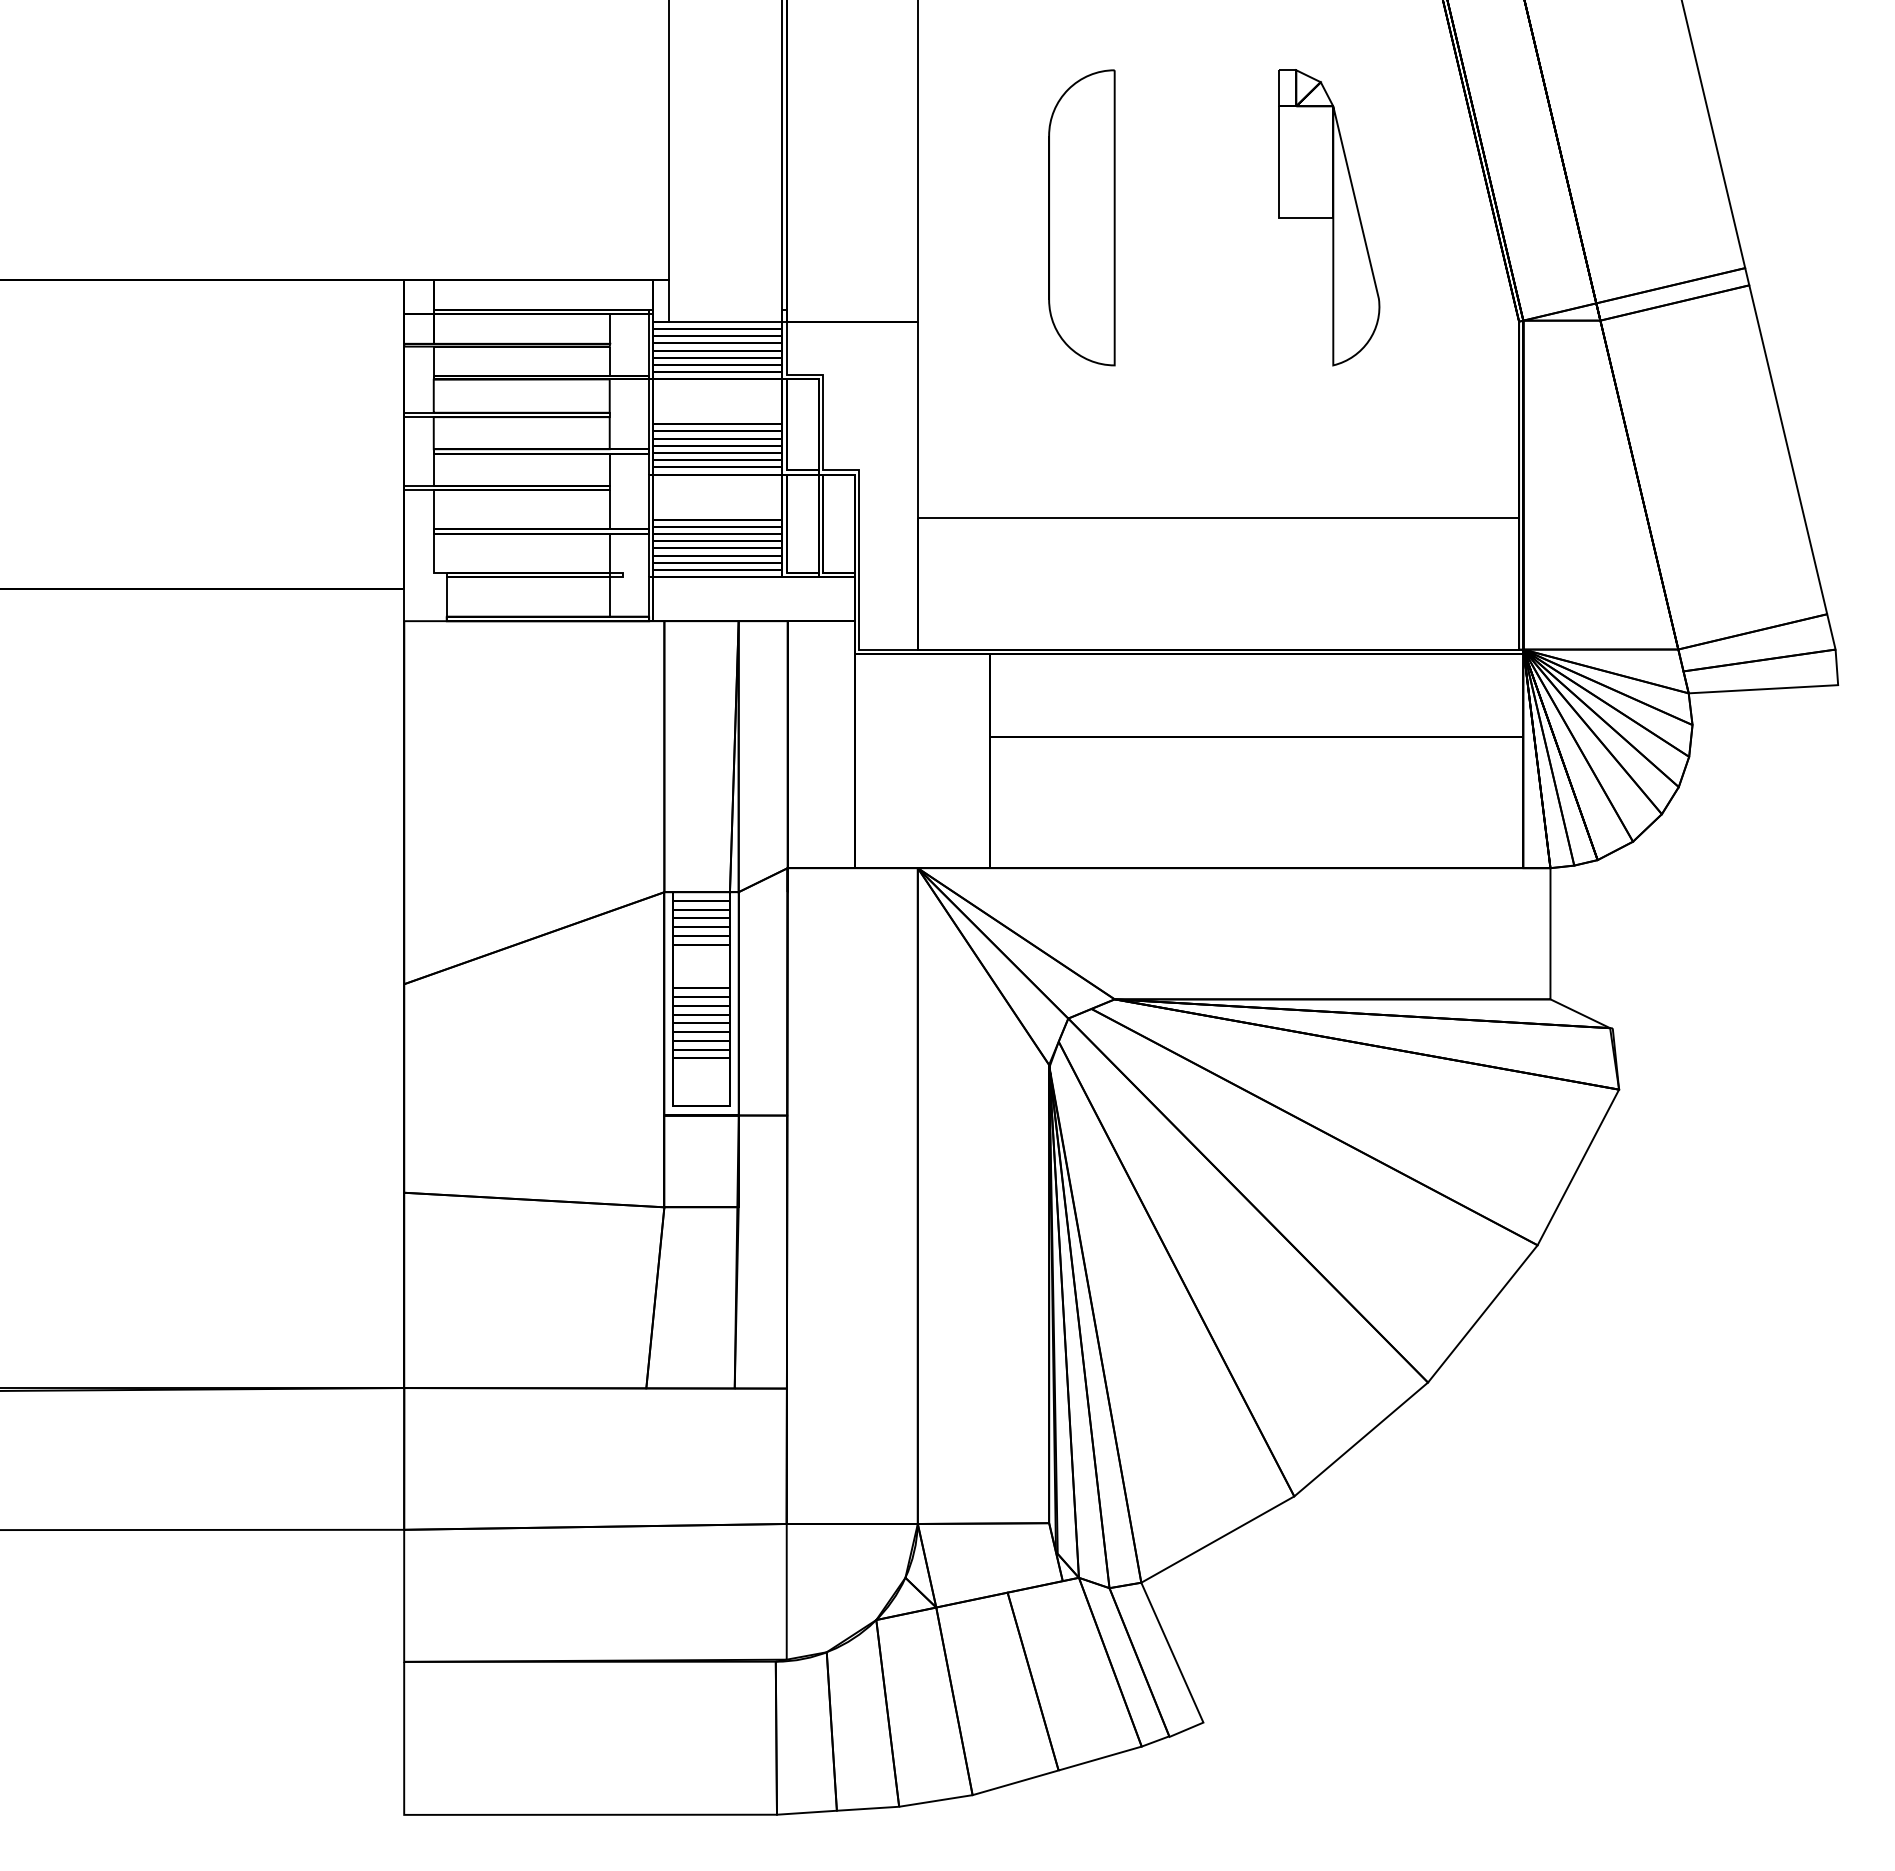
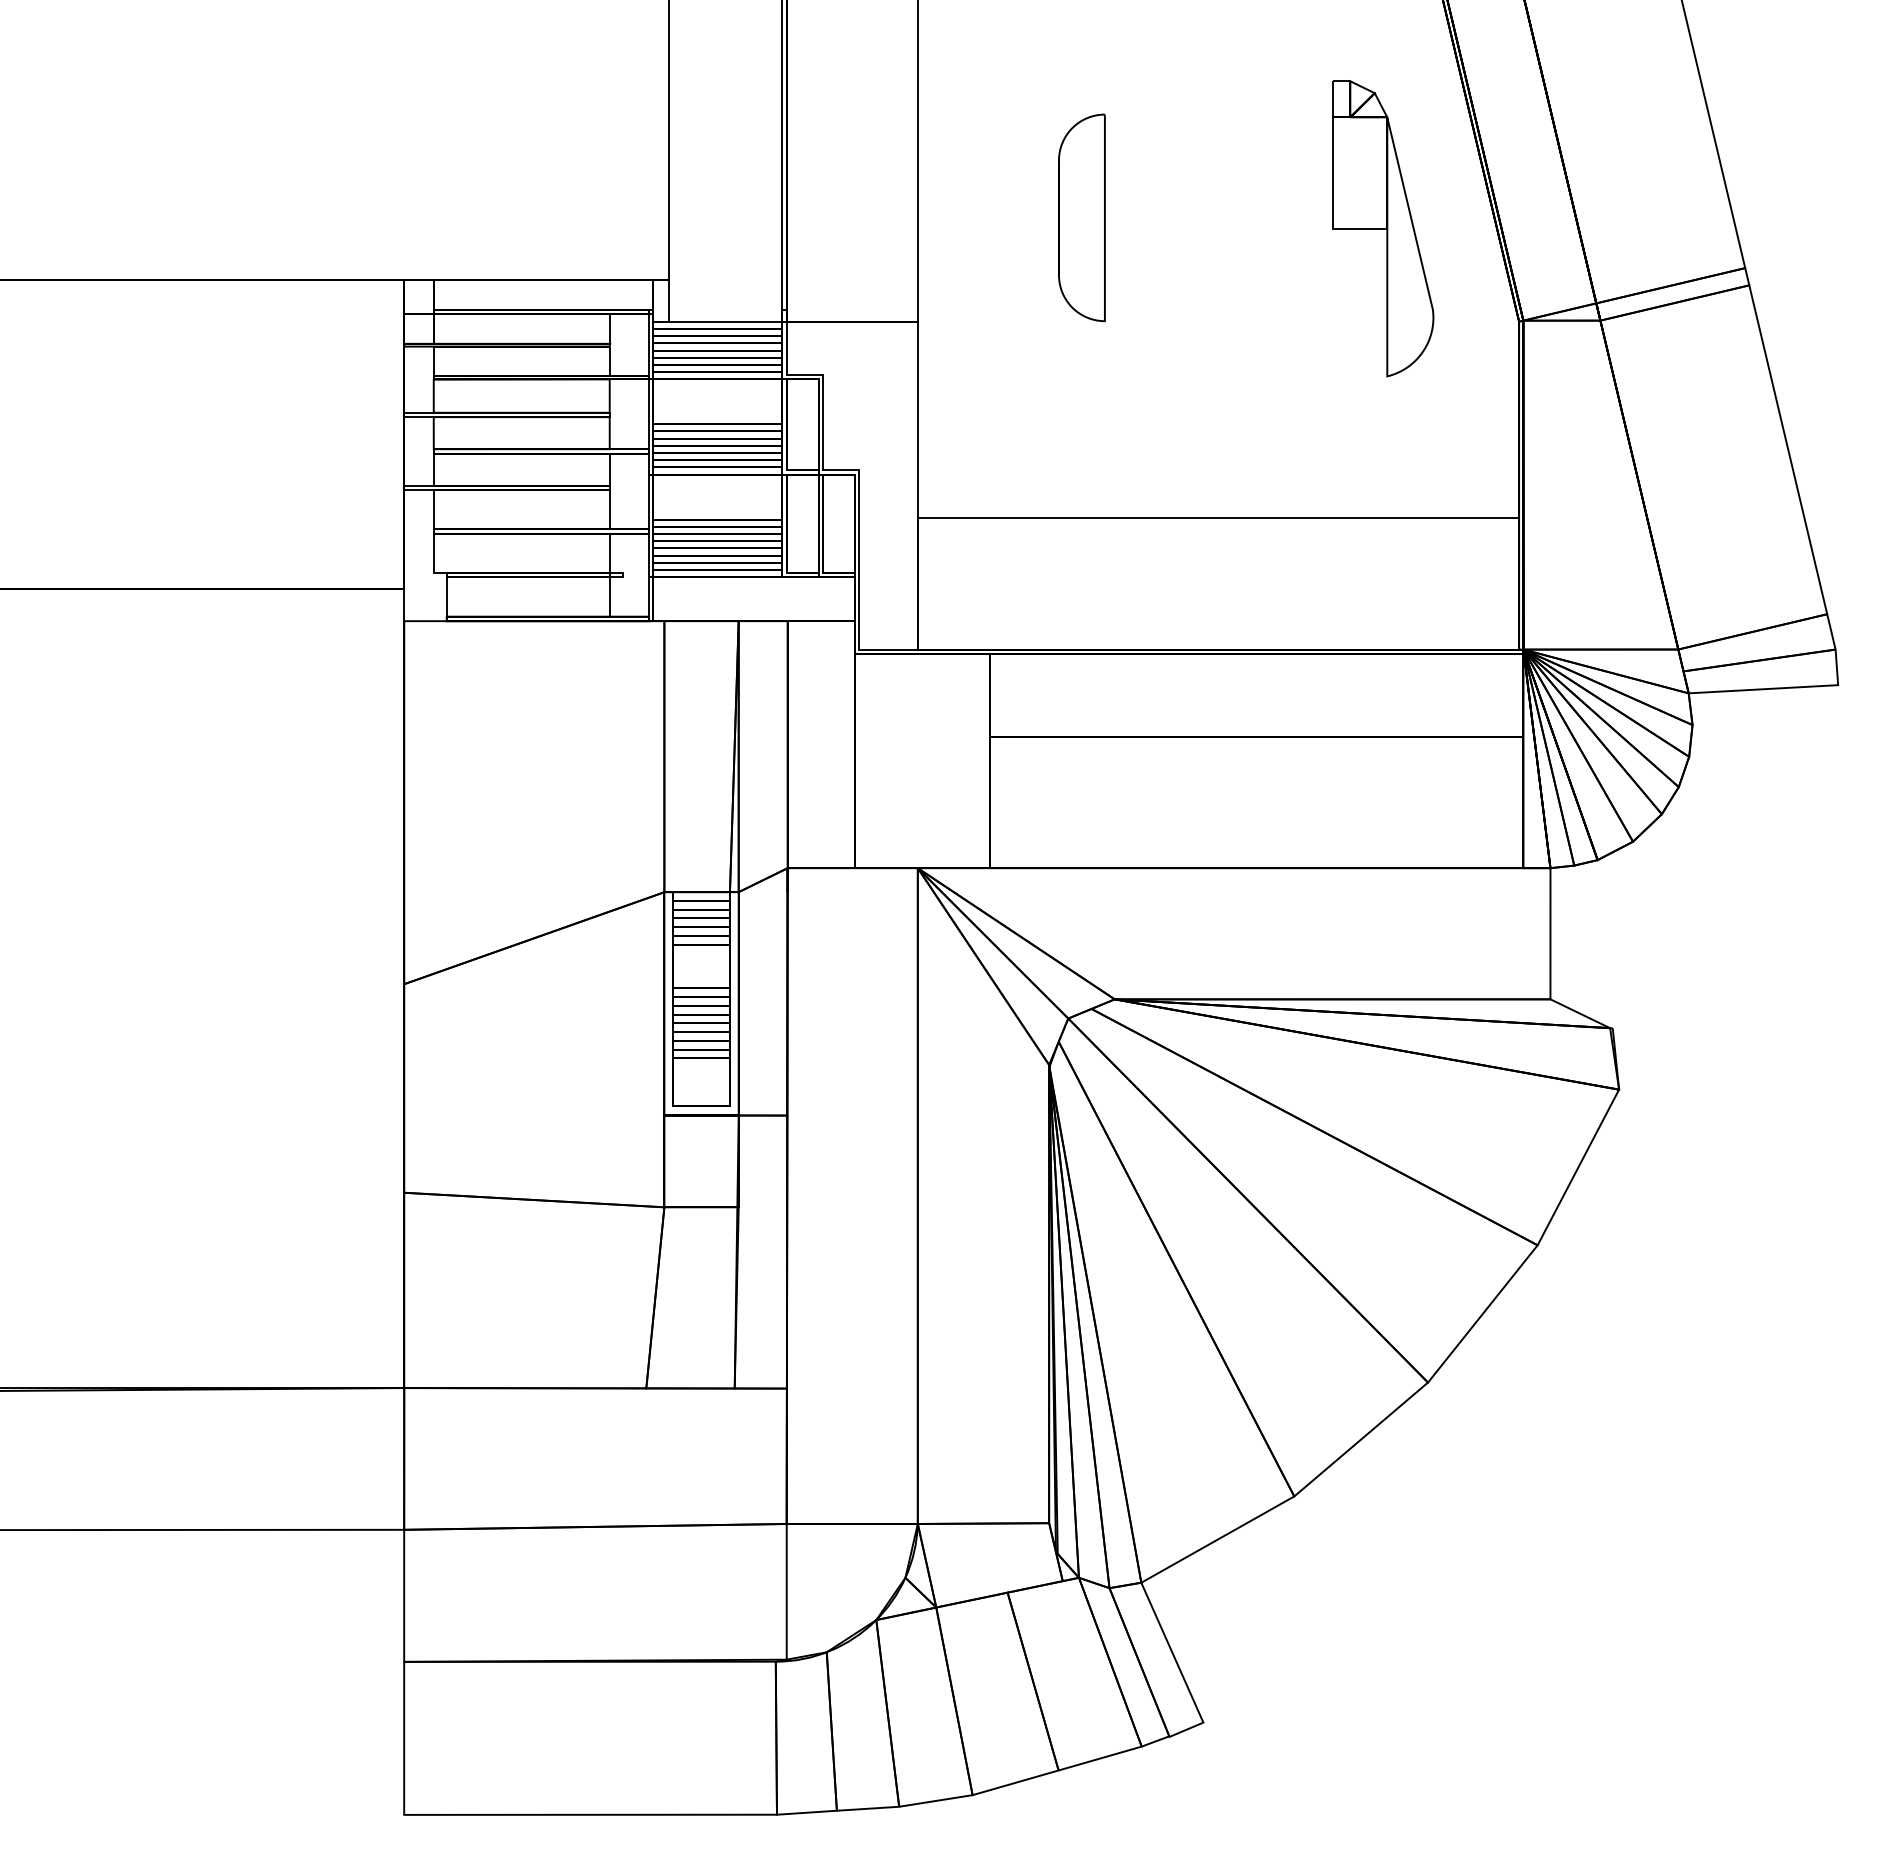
part size: 68x298 px -> 48x210 px (1081, 217)
part position: (1329, 217) -> (1383, 228) (1383, 228)
